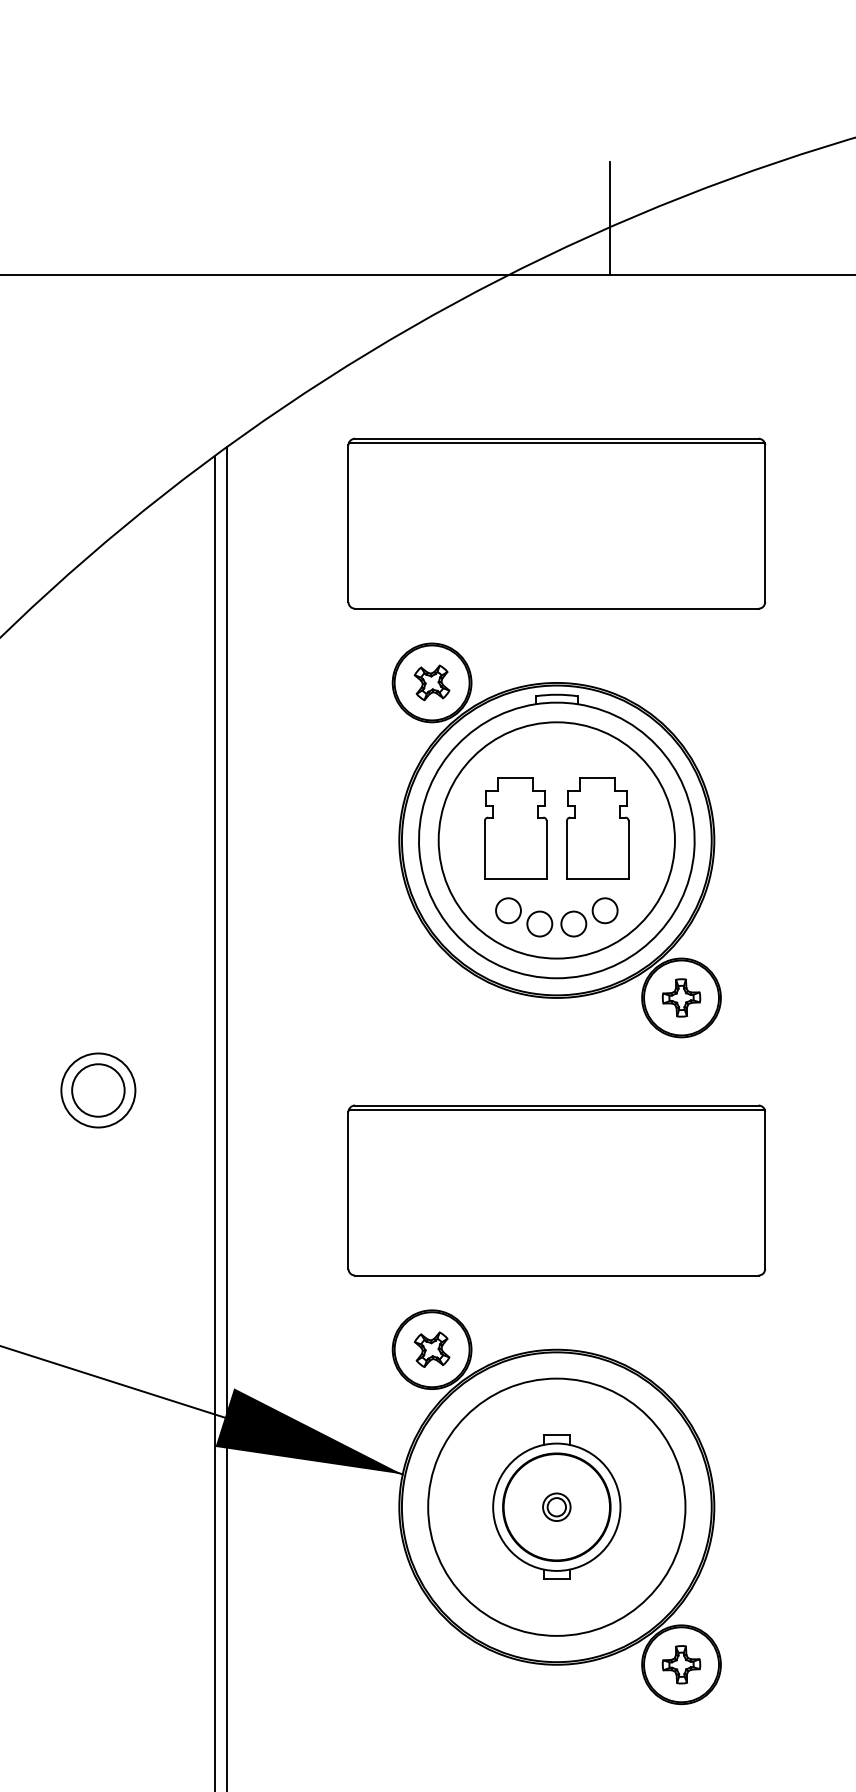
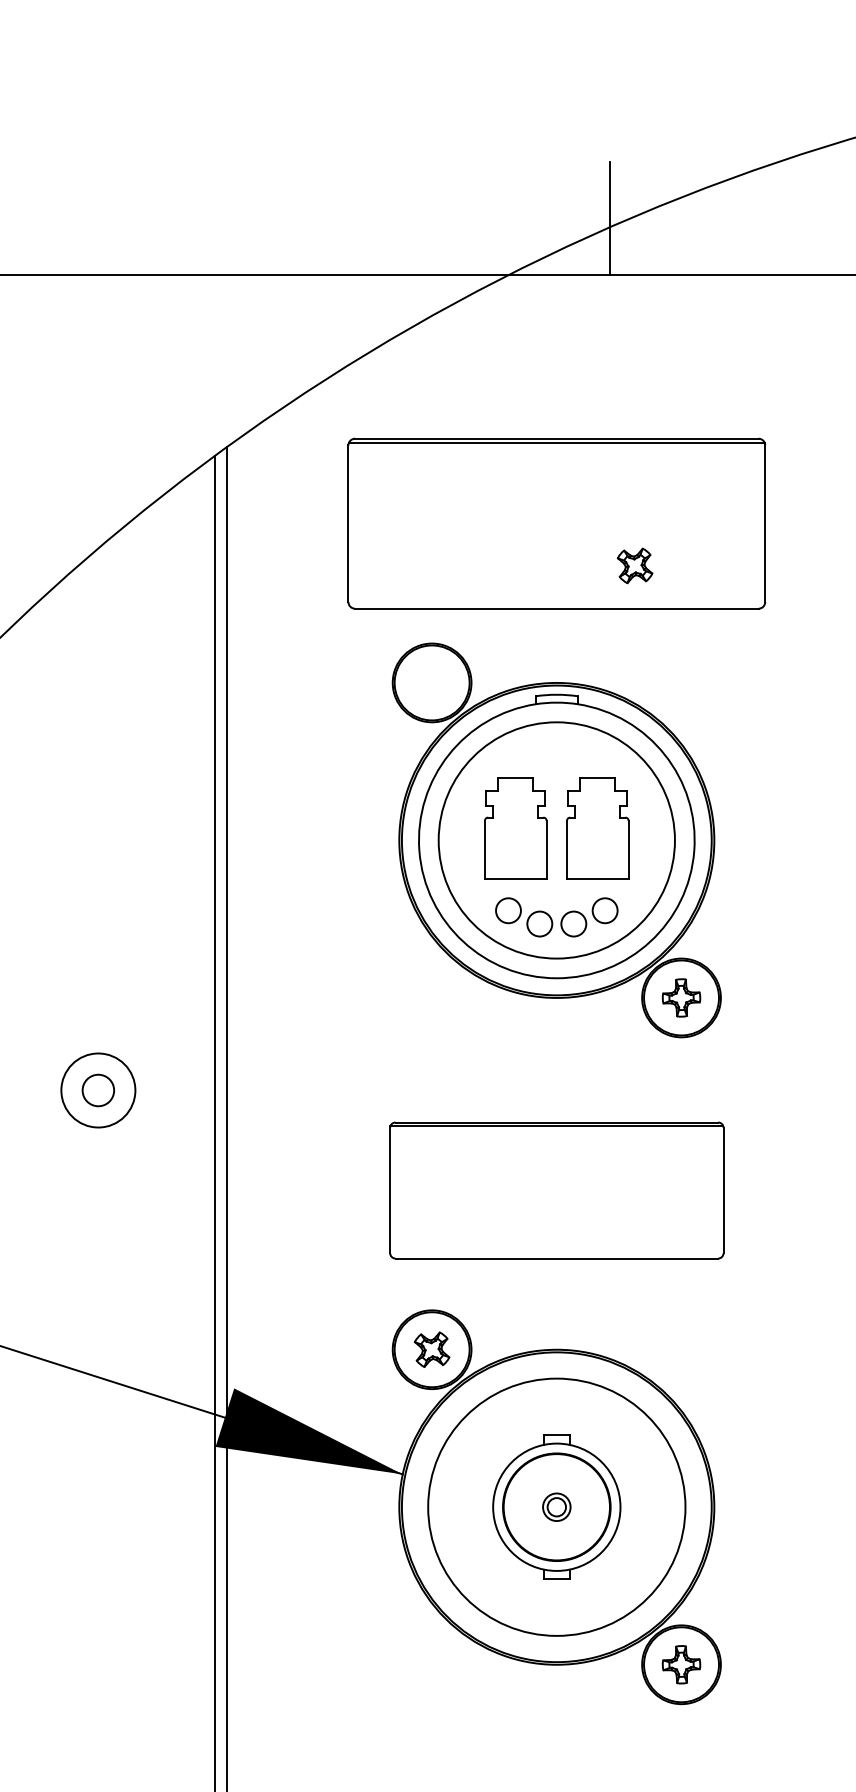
part position: (431, 682) -> (634, 565) (634, 565)
circle diameter: 53 px -> 32 px (98, 1090)
part size: 420x173 px -> 336x139 px (556, 1190)
